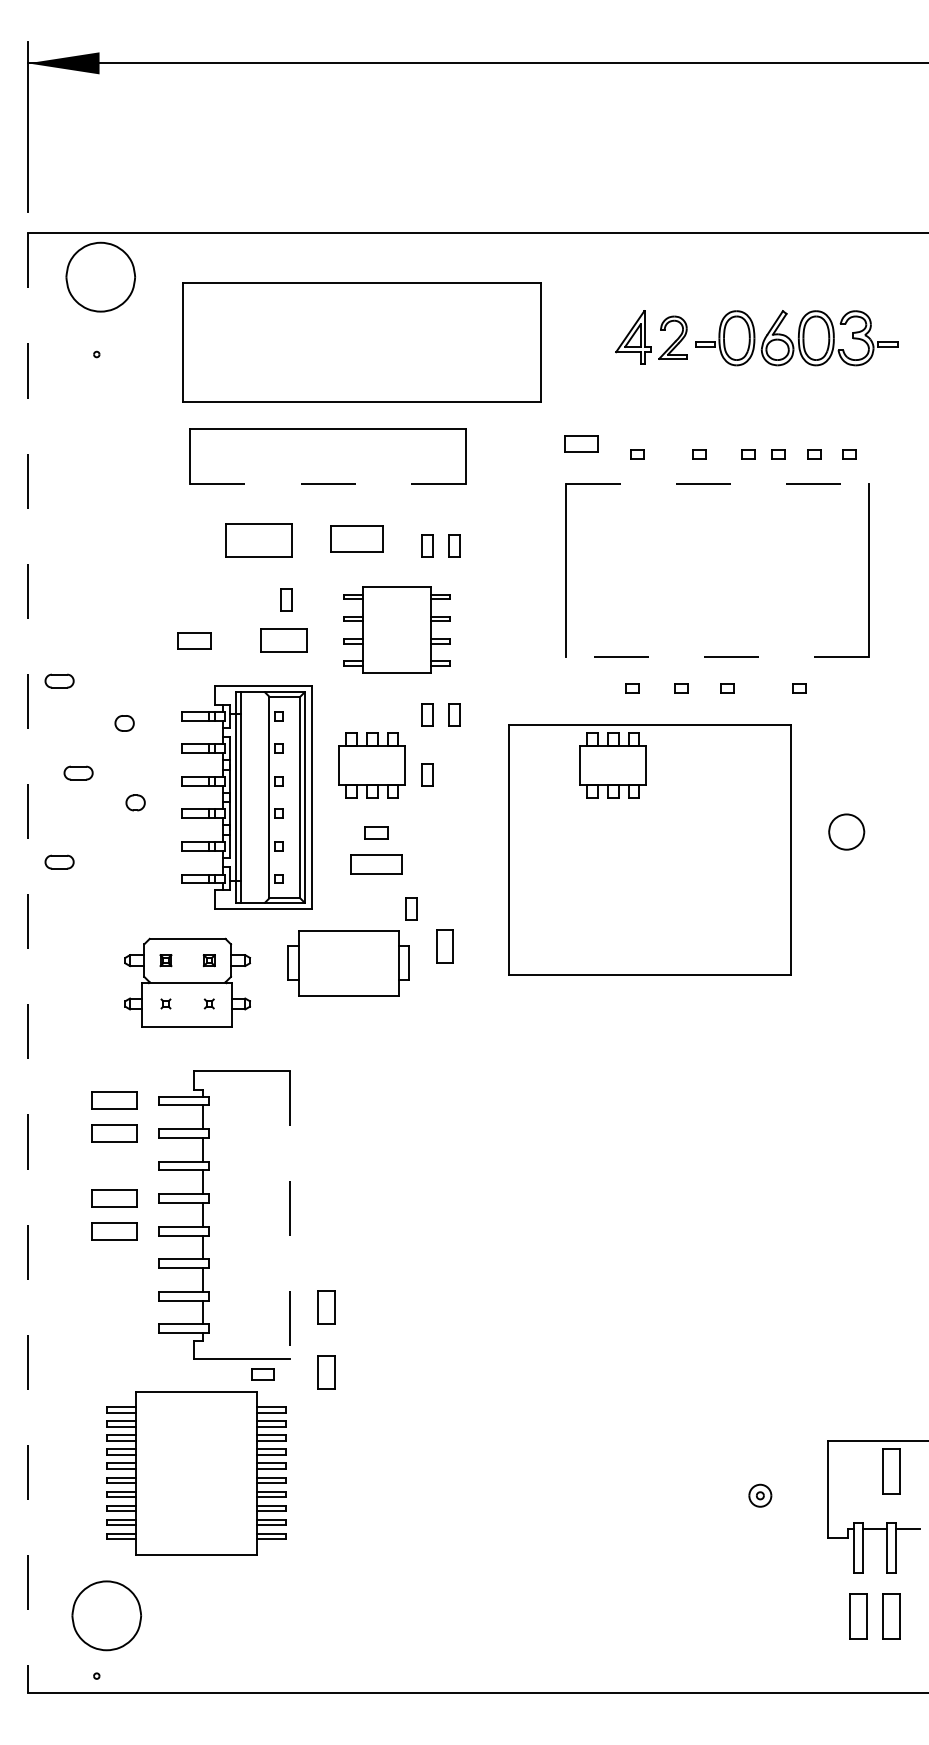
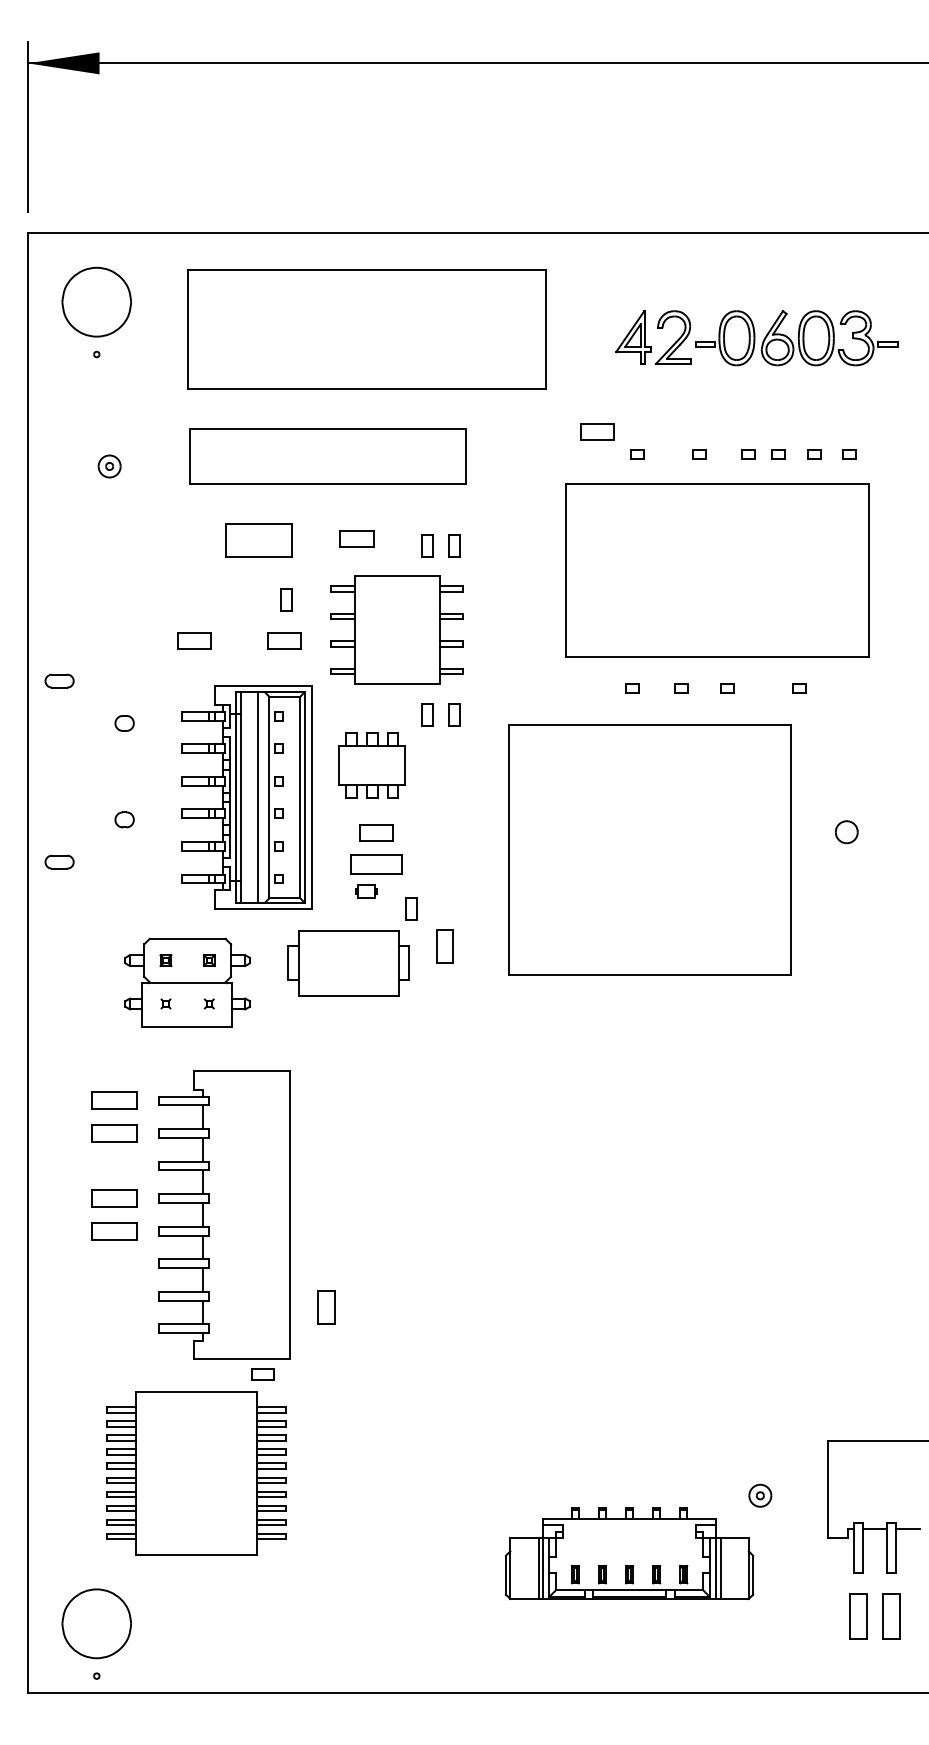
part position: (100, 276) -> (96, 301) (96, 301)
part size: 30x45 px -> 38x56 px (672, 337)
part position: (361, 342) -> (366, 329) (366, 329)
part position: (581, 443) -> (597, 431) (597, 431)
part: none -> present (109, 466)
line: dashed -> solid (328, 483)
line: dashed -> solid (717, 483)
part size: 54x28 px -> 36x18 px (356, 538)
part size: 108x88 px -> 134x110 px (396, 629)
part size: 48x25 px -> 35x18 px (284, 640)
line: dashed -> solid (717, 657)
part: present -> none (612, 765)
part: present -> none (78, 772)
part: present -> none (427, 774)
line: none -> present (257, 797)
part position: (135, 802) -> (124, 819) (124, 819)
part size: 38x38 px -> 24x25 px (846, 832)
part size: 25x14 px -> 35x18 px (376, 832)
part: none -> present (366, 891)
line: dashed -> solid (27, 963)
line: dashed -> solid (290, 1215)
part: present -> none (326, 1372)
part: present -> none (891, 1471)
part: none -> present (629, 1553)
part position: (106, 1615) -> (96, 1623) (96, 1623)
